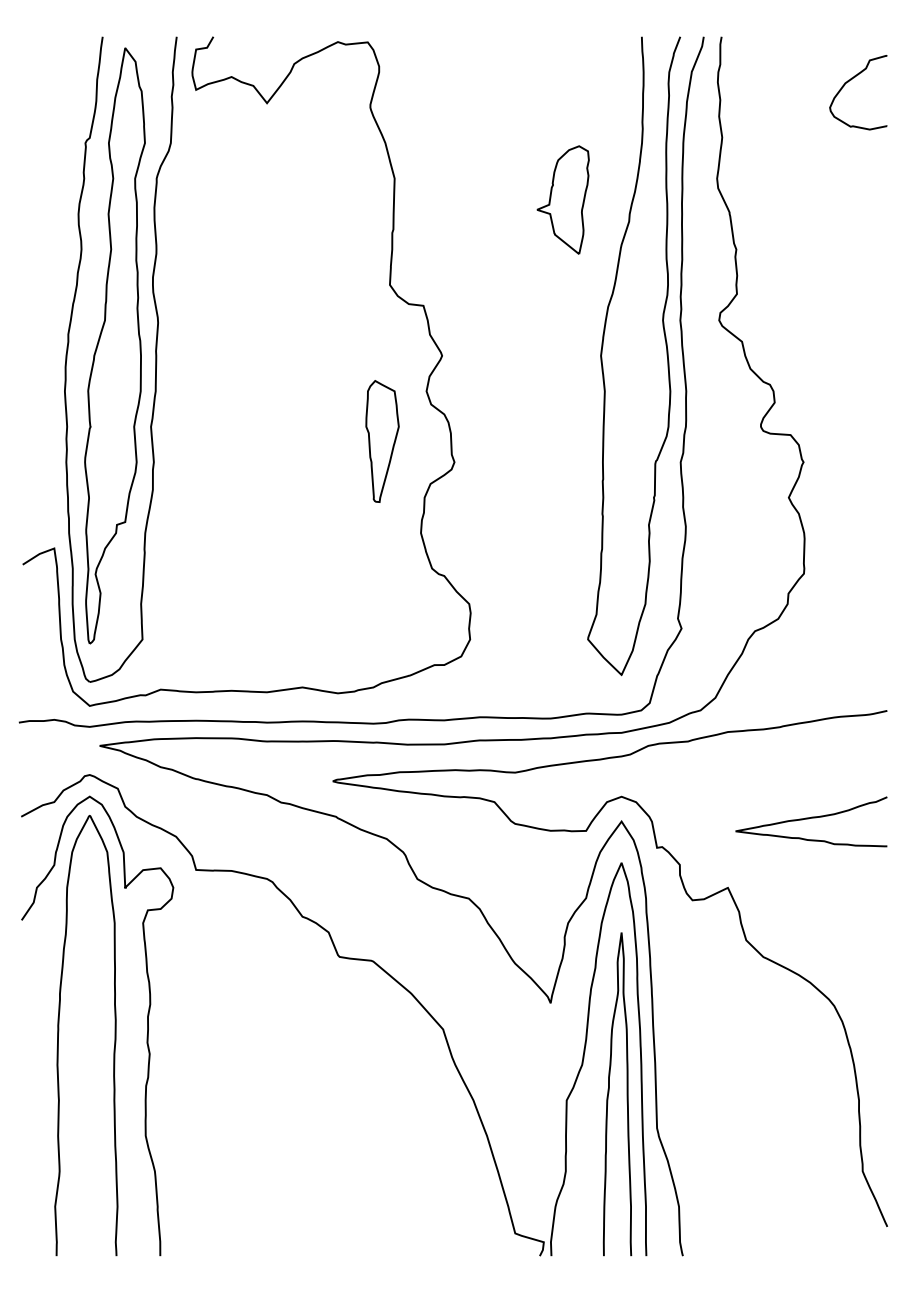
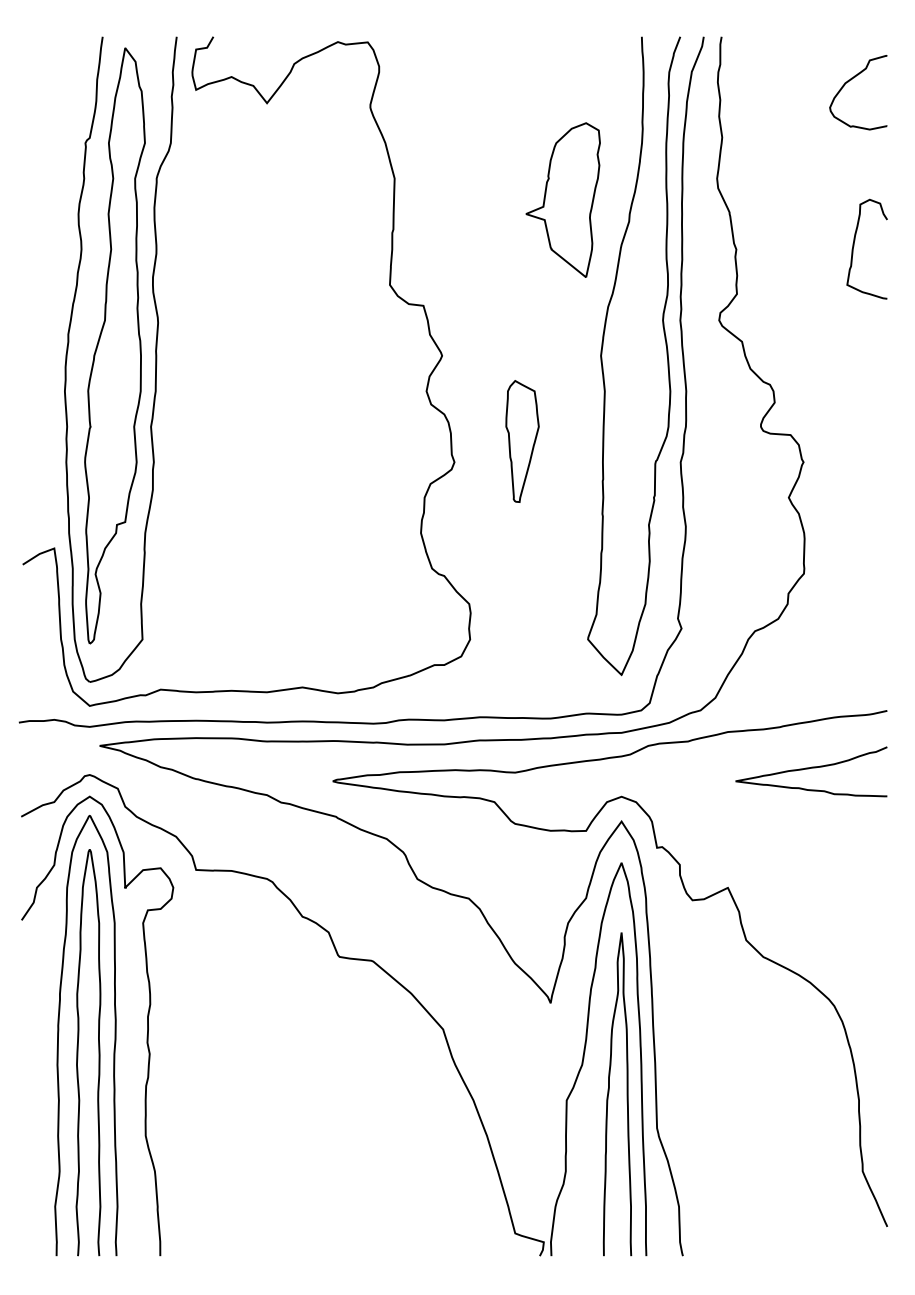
part size: 54x110 px -> 76x156 px (562, 199)
curve: none -> present (854, 246)
part position: (382, 441) -> (522, 441) (522, 441)
curve position: (811, 818) -> (811, 768) (811, 768)
curve: none -> present (78, 1052)
